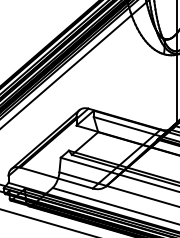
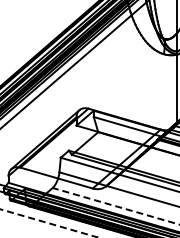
line: solid -> dashed (115, 206)
line: solid -> dashed (50, 223)
